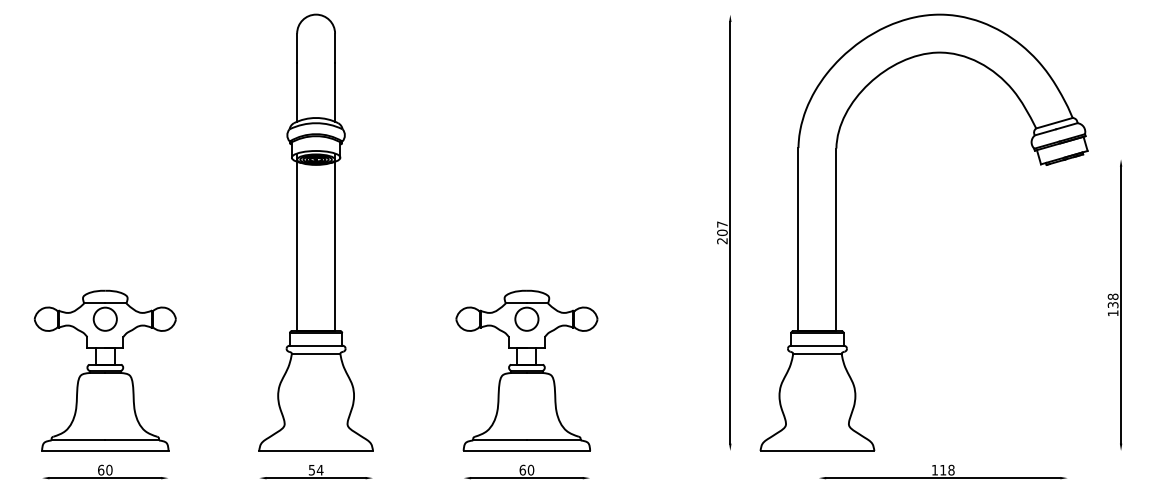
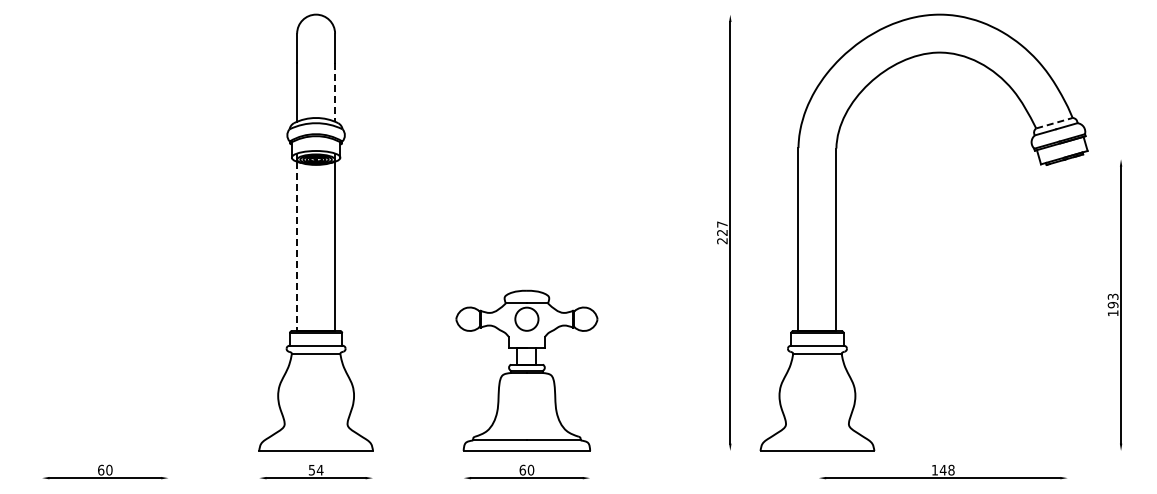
line: solid -> dashed (335, 92)
line: solid -> dashed (1054, 123)
text: 207 -> 227 (722, 232)
line: solid -> dashed (297, 246)
text: 138 -> 193 (1112, 300)
part: present -> none (104, 370)
text: 118 -> 148 (942, 470)
